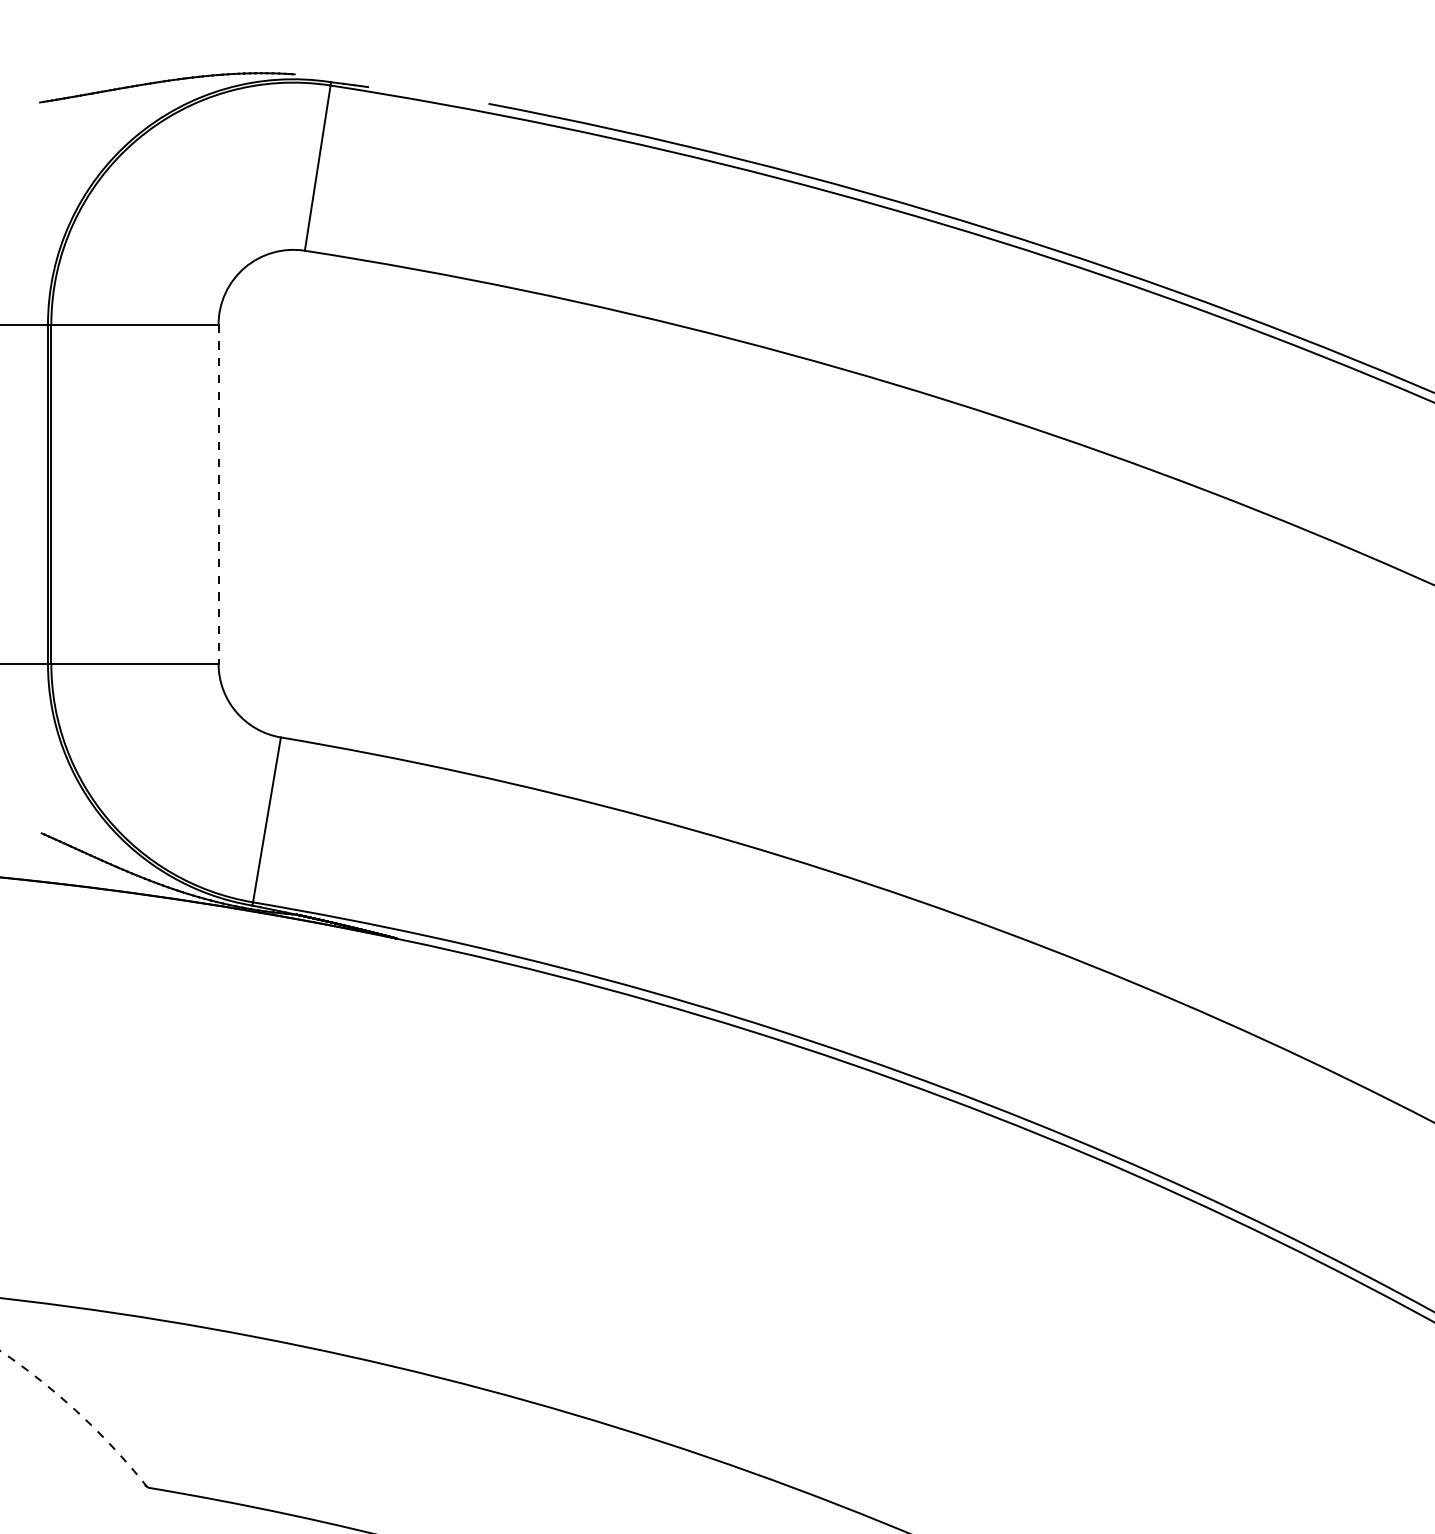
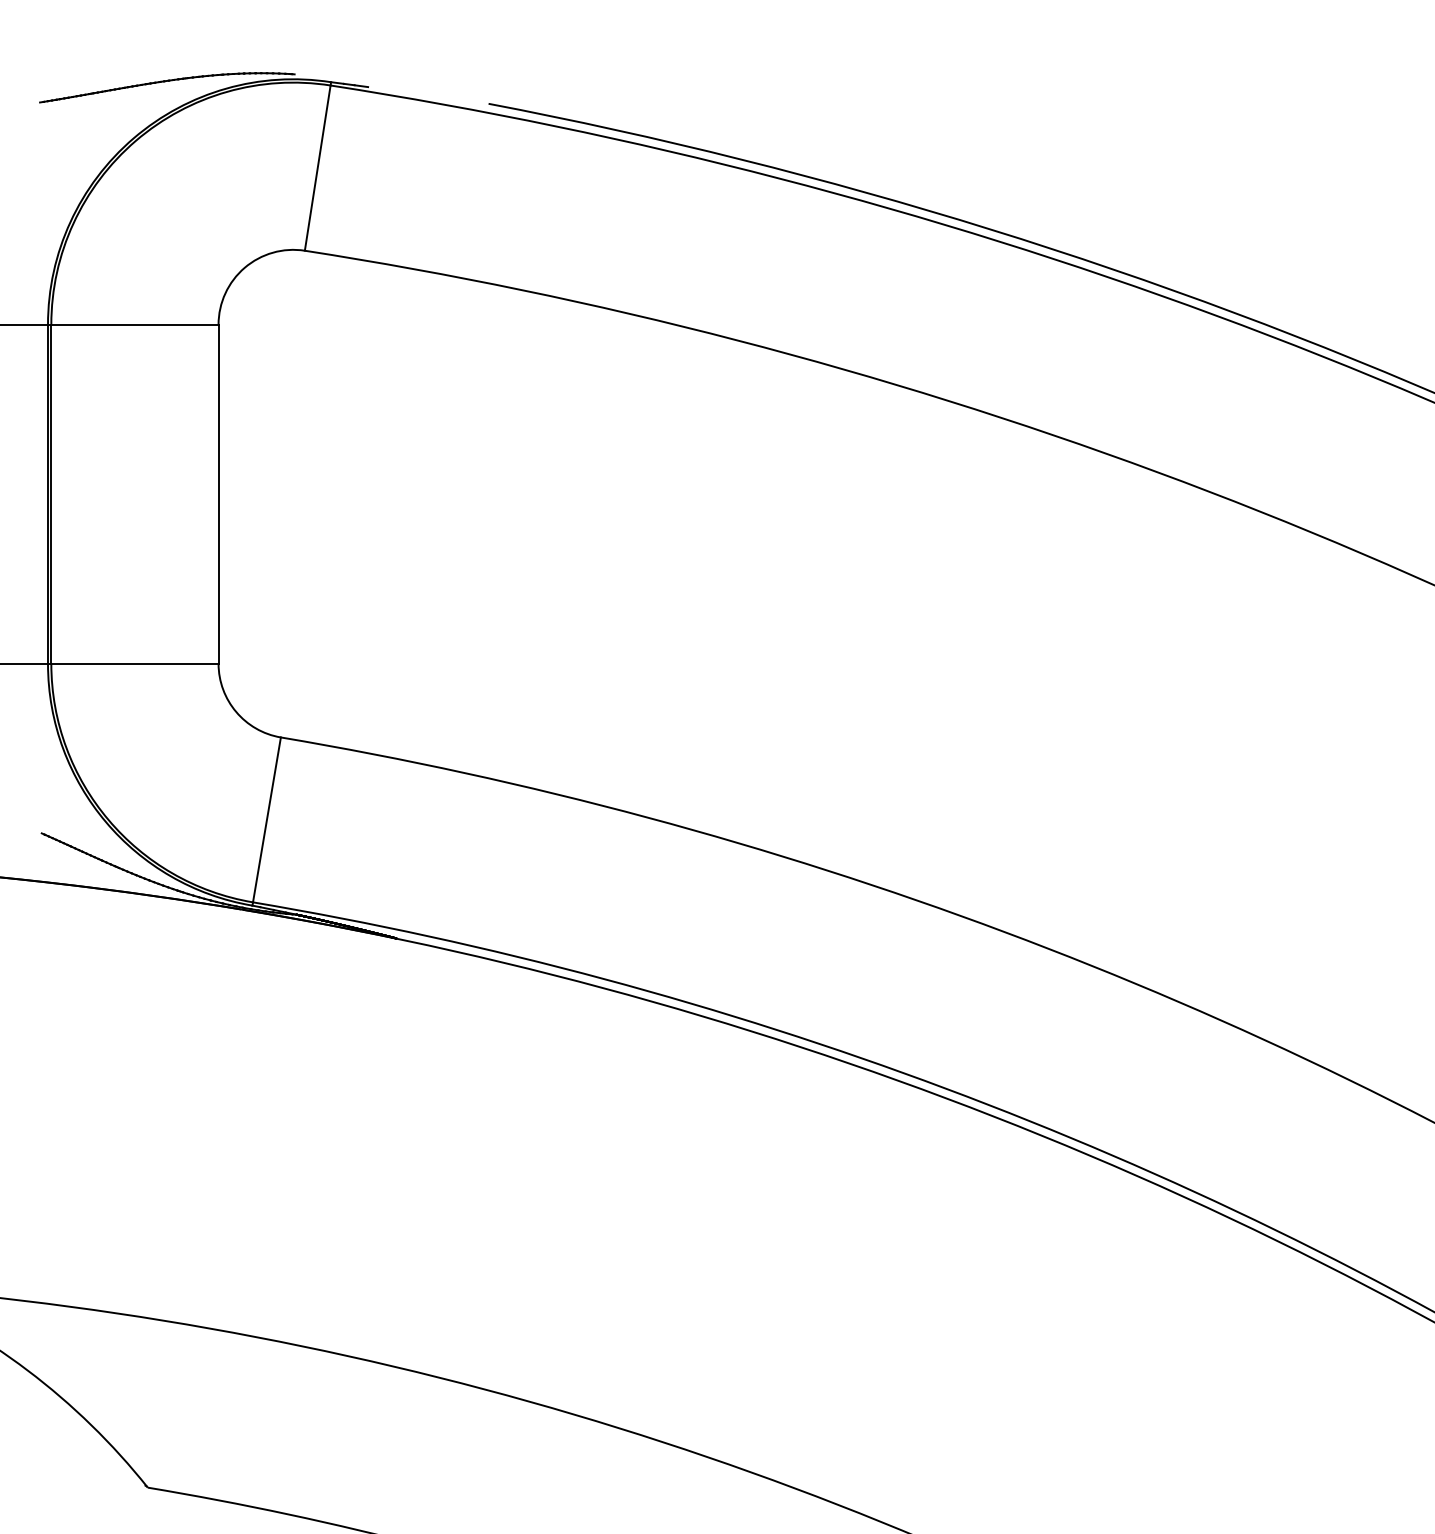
line: dashed -> solid (218, 494)
arc: dashed -> solid (80, 1414)
